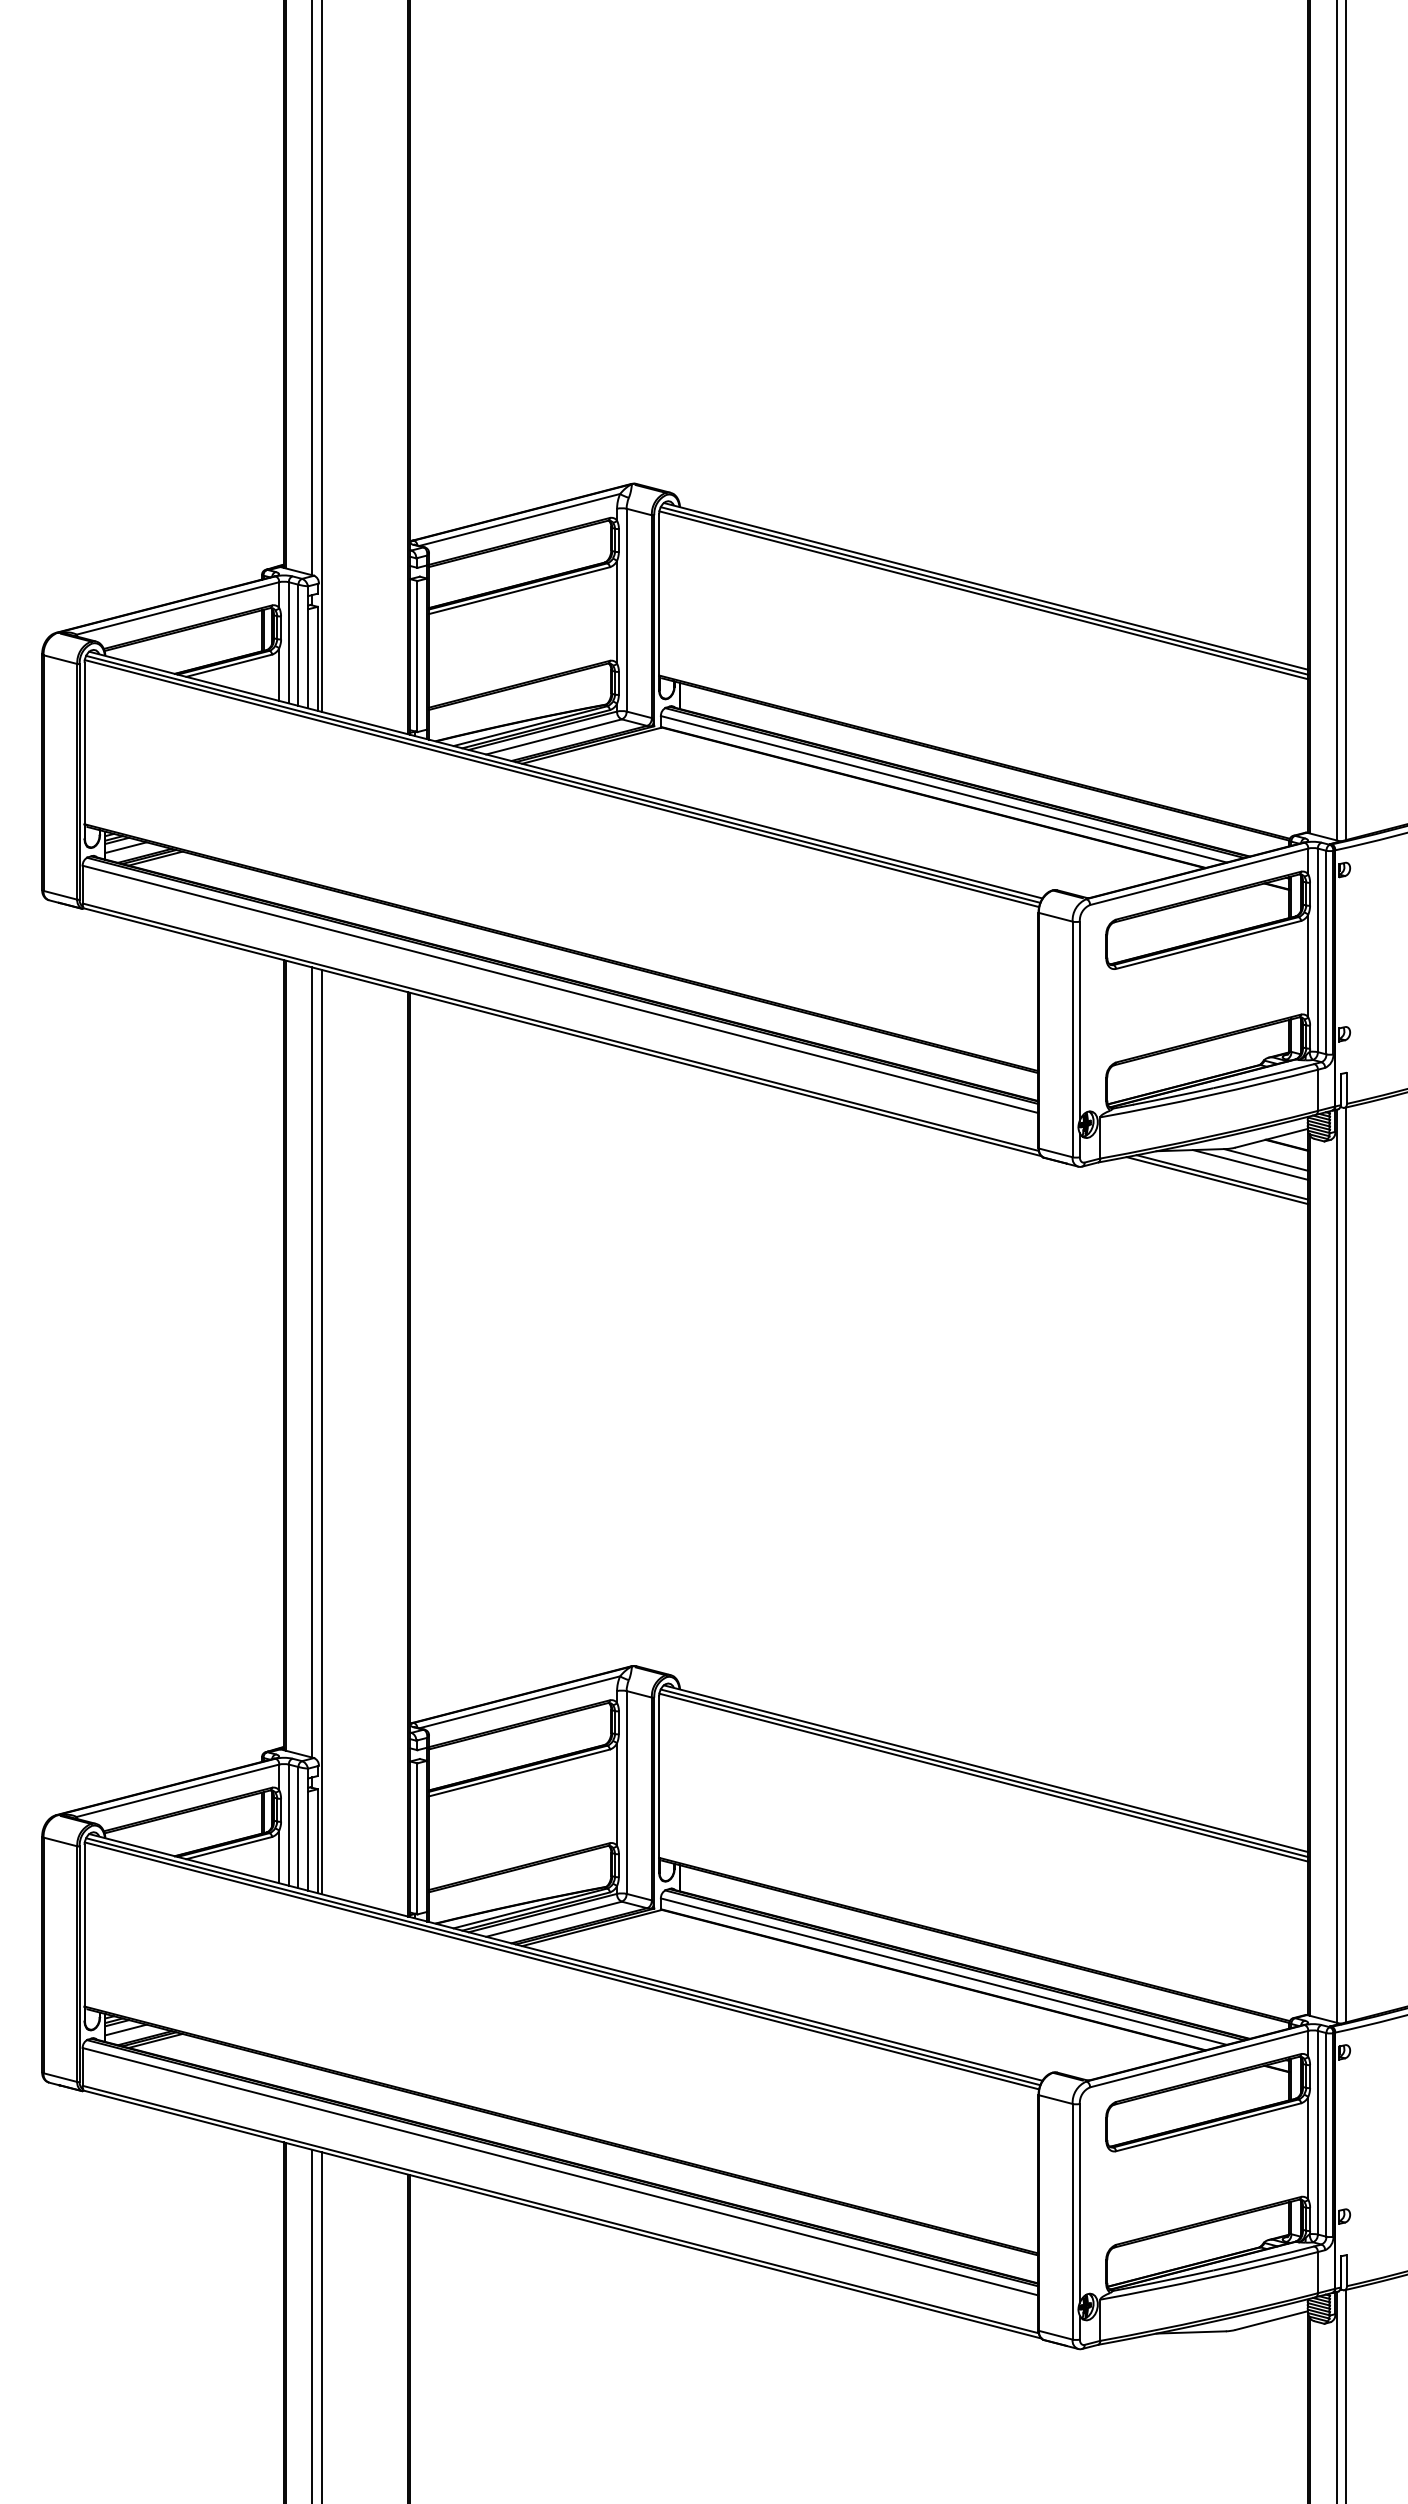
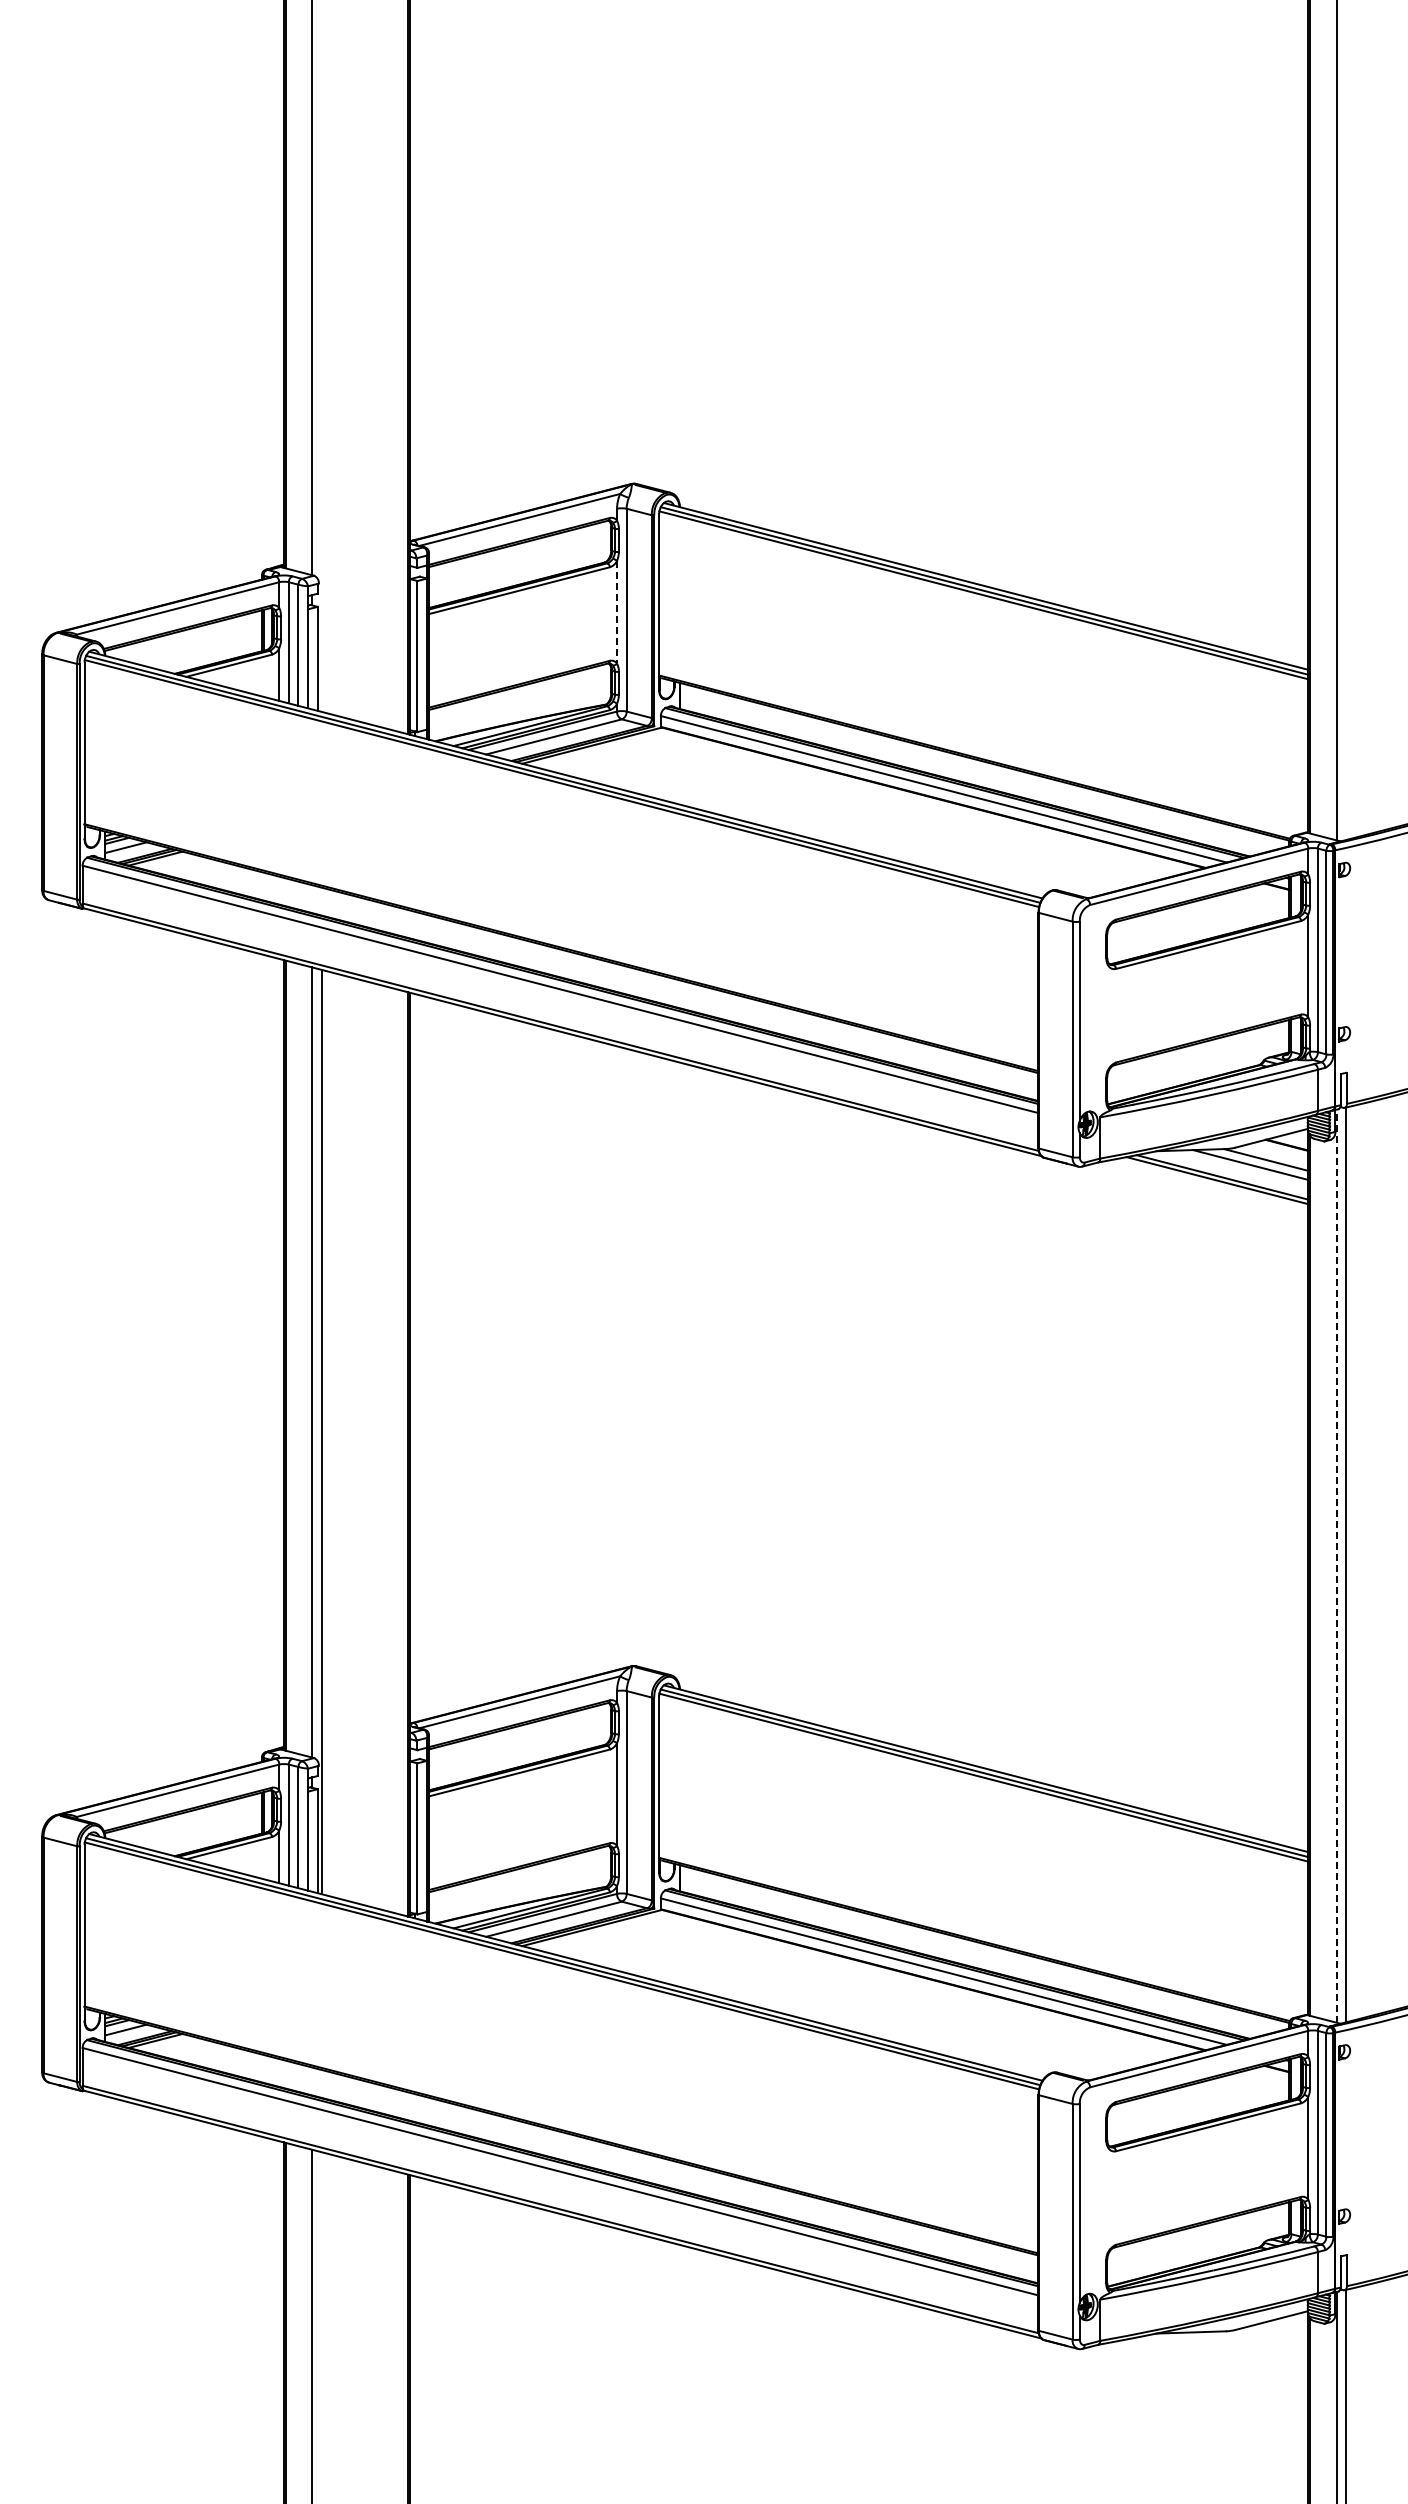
line: present -> none (321, 356)
line: present -> none (1346, 421)
line: solid -> dashed (617, 612)
line: solid -> dashed (1336, 1565)
line: present -> none (321, 2326)
